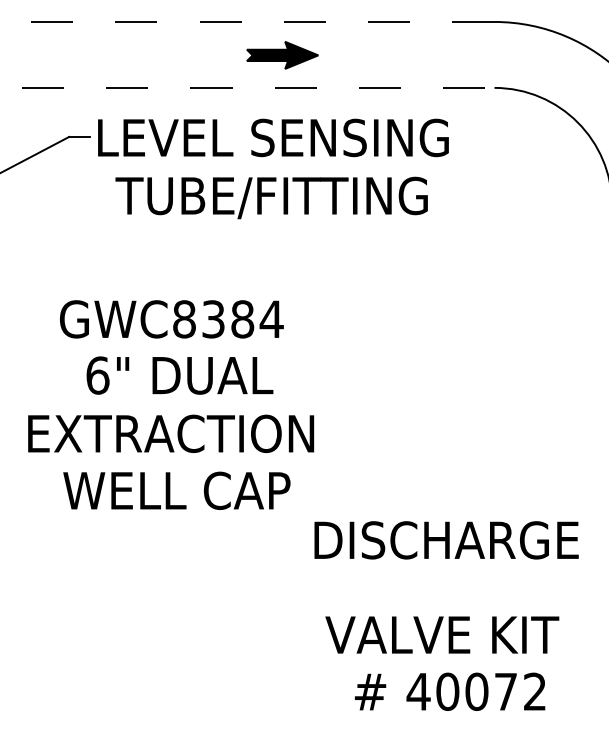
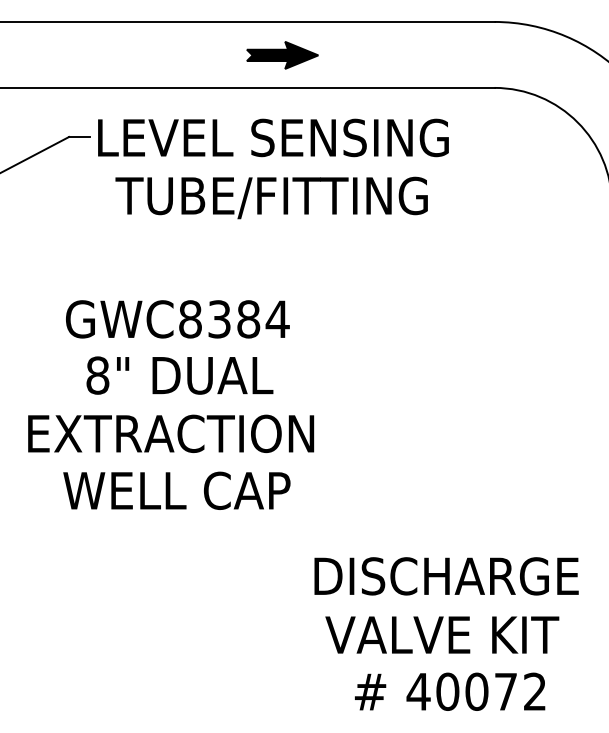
line: dashed -> solid (247, 21)
line: dashed -> solid (247, 87)
text position: (171, 319) -> (177, 319) (177, 319)
text: 6" -> 8" (97, 375)
text position: (446, 540) -> (446, 576) (446, 576)
